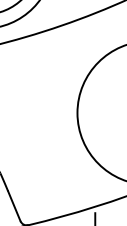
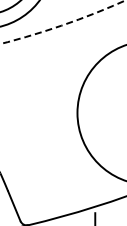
arc: solid -> dashed (64, 24)
